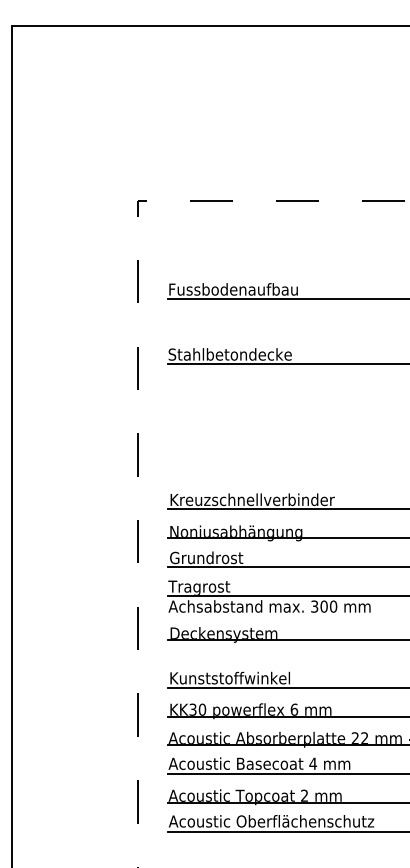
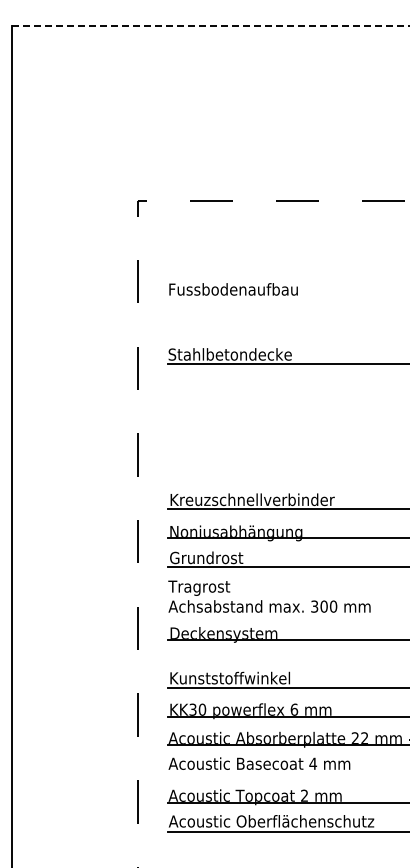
line: solid -> dashed (211, 26)
line: present -> none (286, 298)
line: present -> none (287, 595)
line: present -> none (287, 774)
